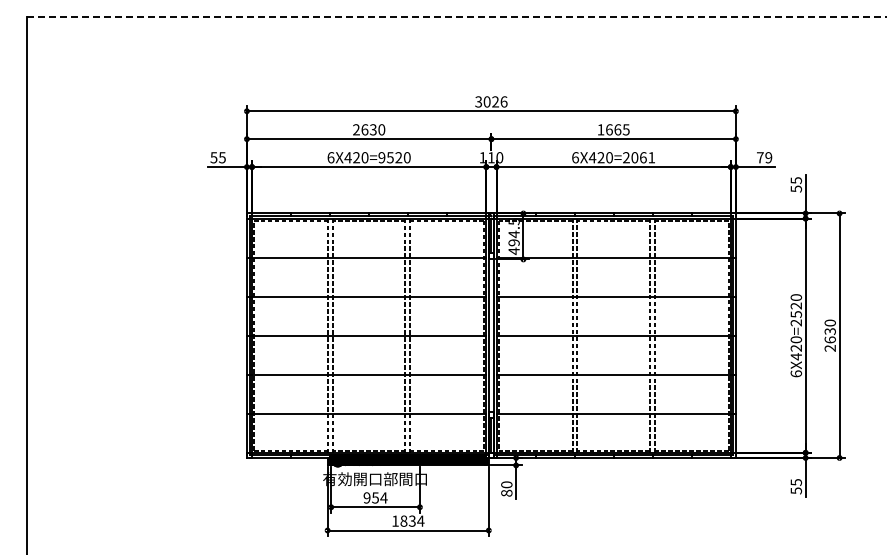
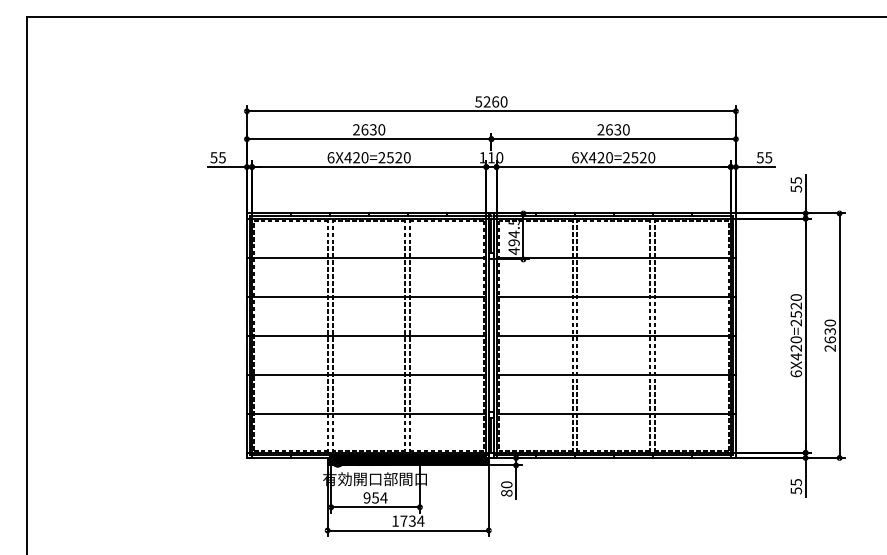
line: dashed -> solid (456, 16)
text: 3026 -> 5260 (491, 101)
text: 1665 -> 2630 (613, 129)
text: 6X420=9520 -> 6X420=2520 (381, 157)
text: 6X420=2061 -> 6X420=2520 (643, 157)
text: 79 -> 55 (764, 157)
text: 1834 -> 1734 (403, 520)
